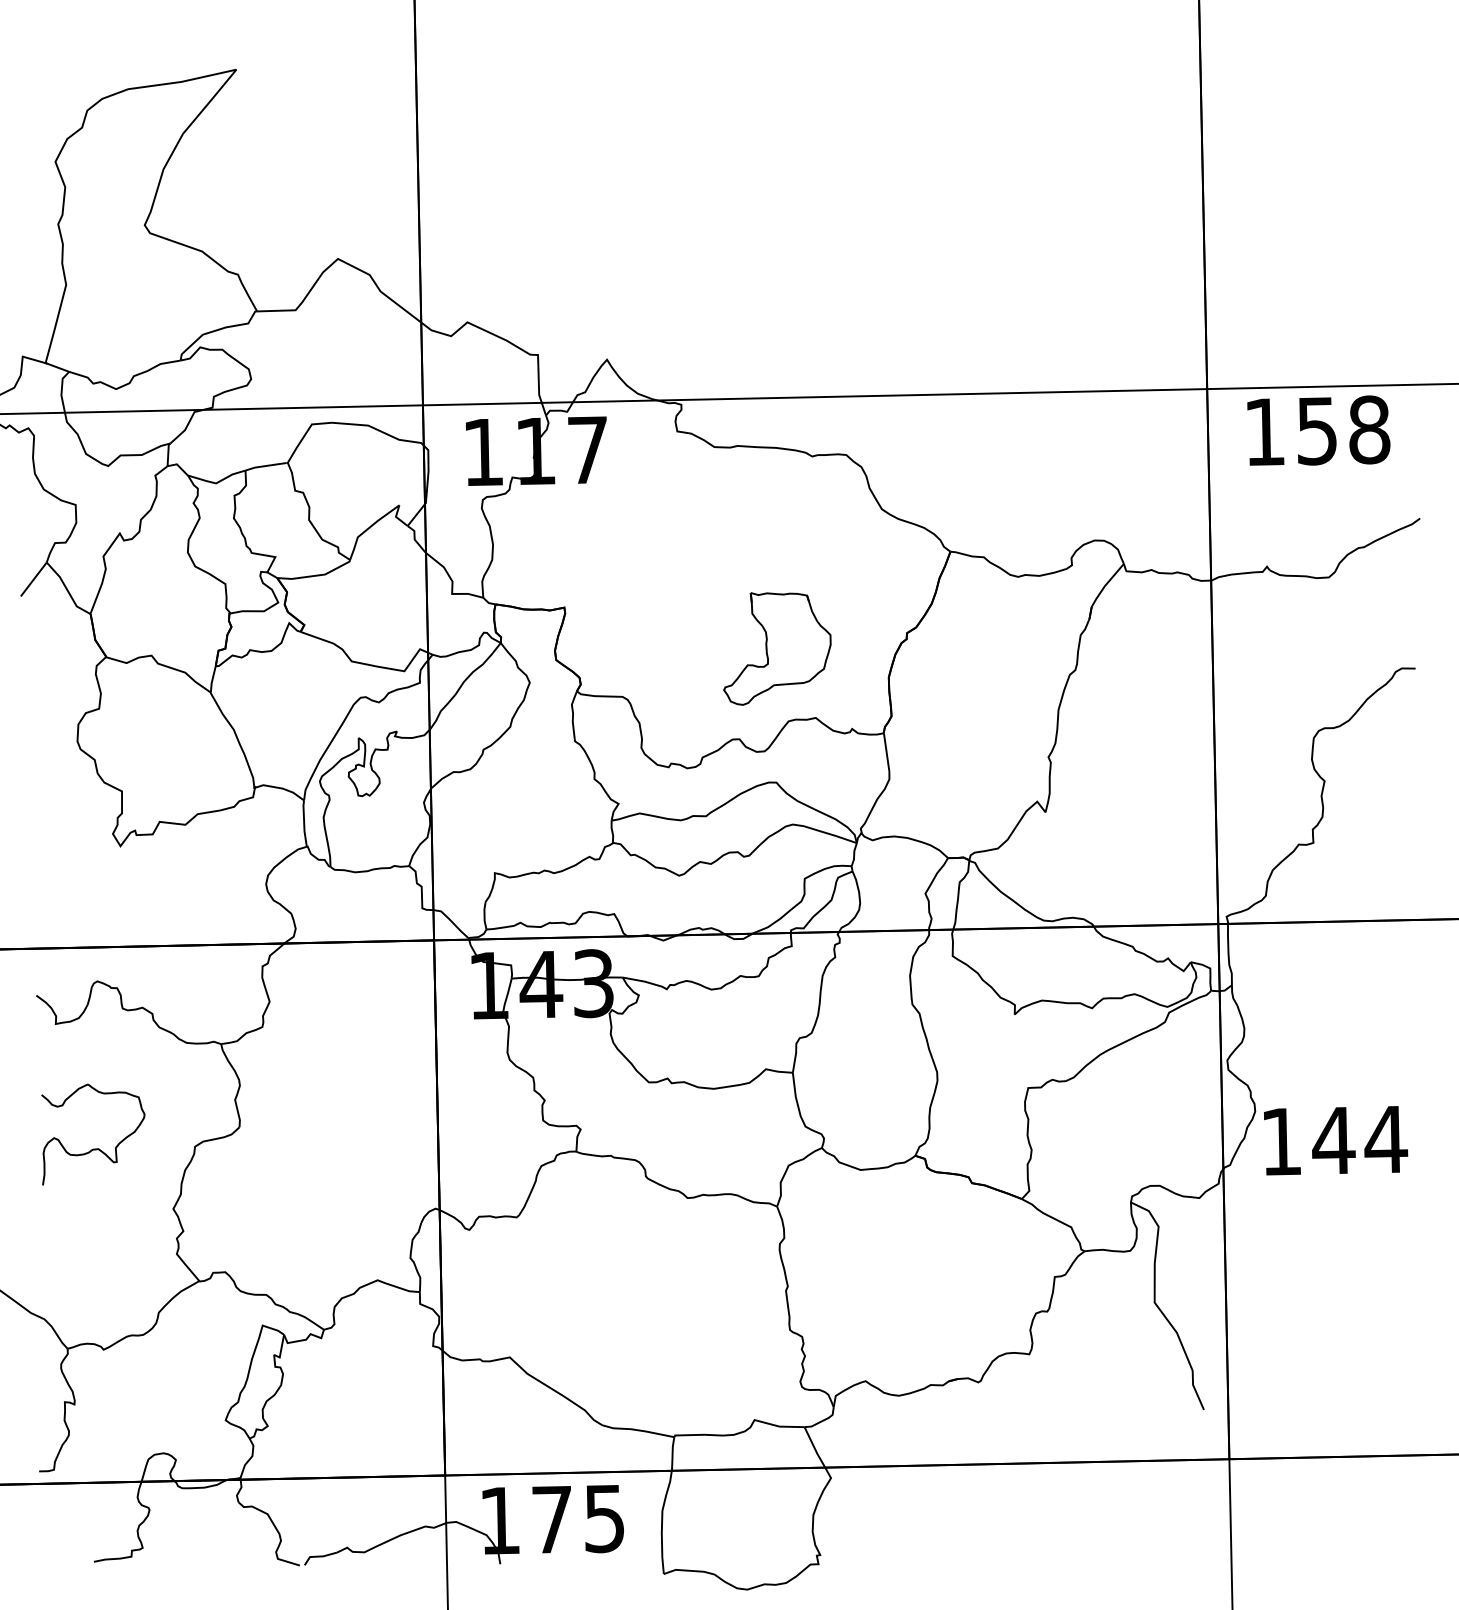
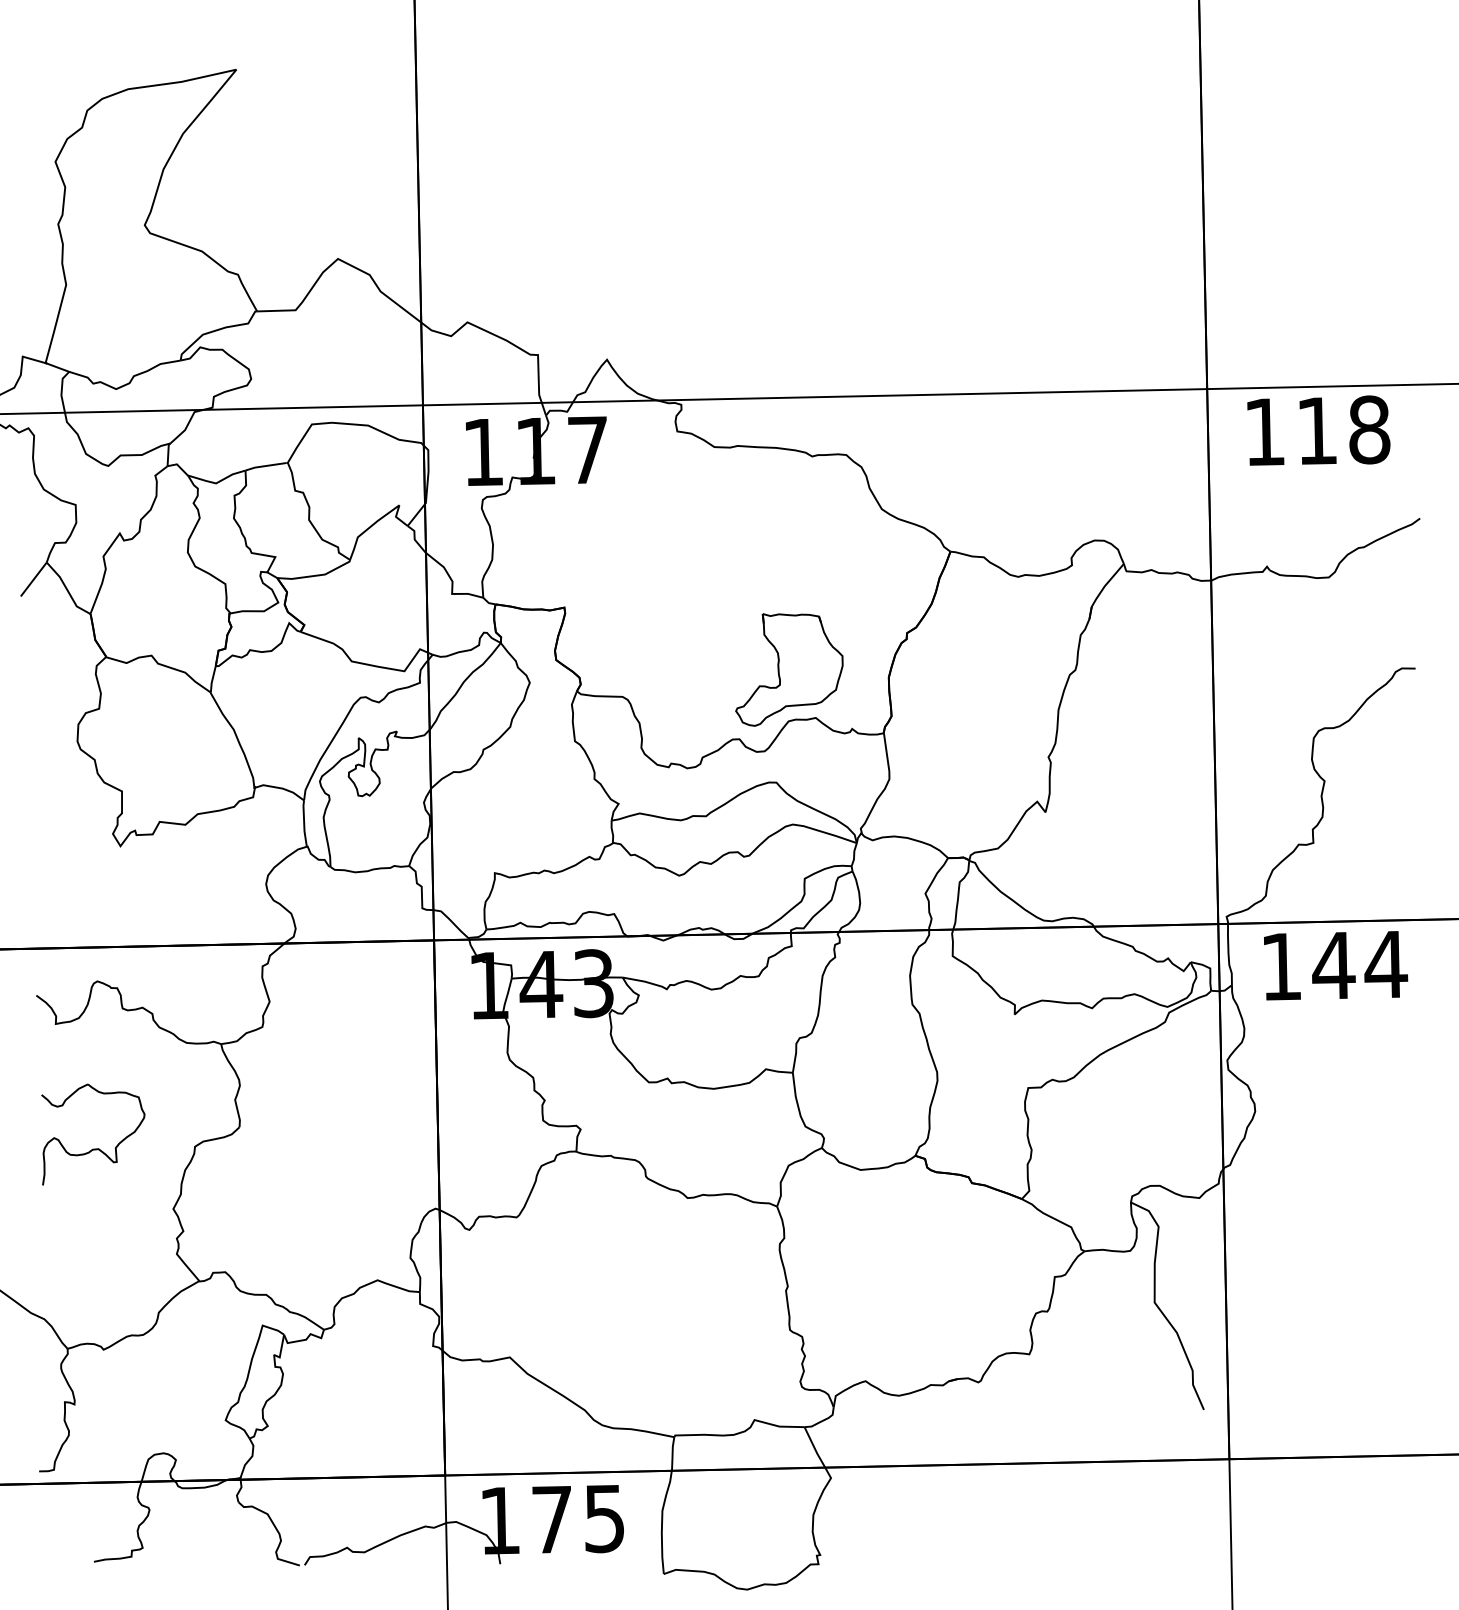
text: 158 -> 118 (1317, 431)
part position: (777, 648) -> (789, 669) (789, 669)
text position: (1336, 1140) -> (1336, 965) (1336, 965)
